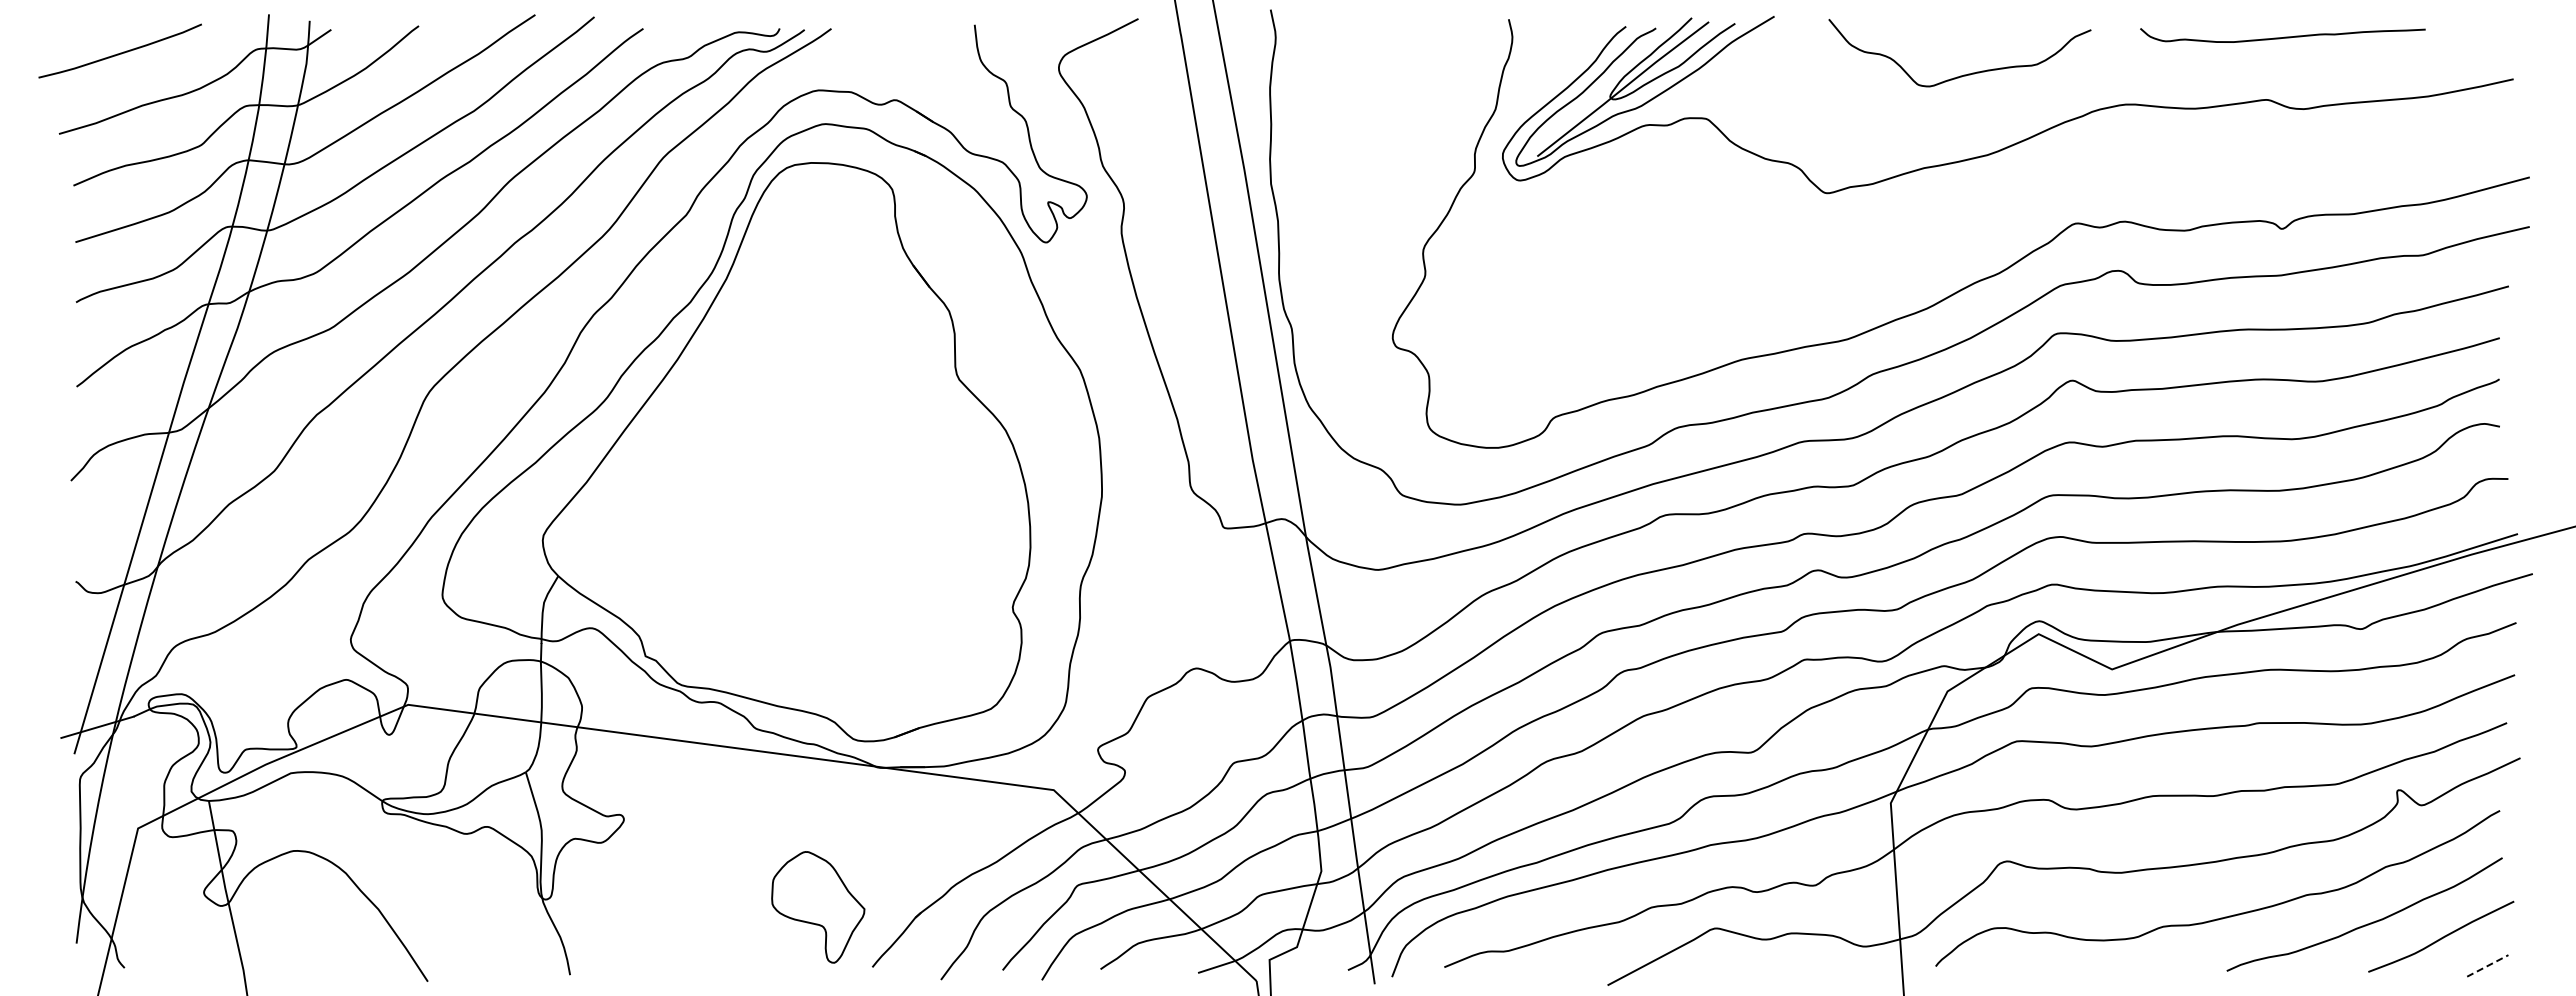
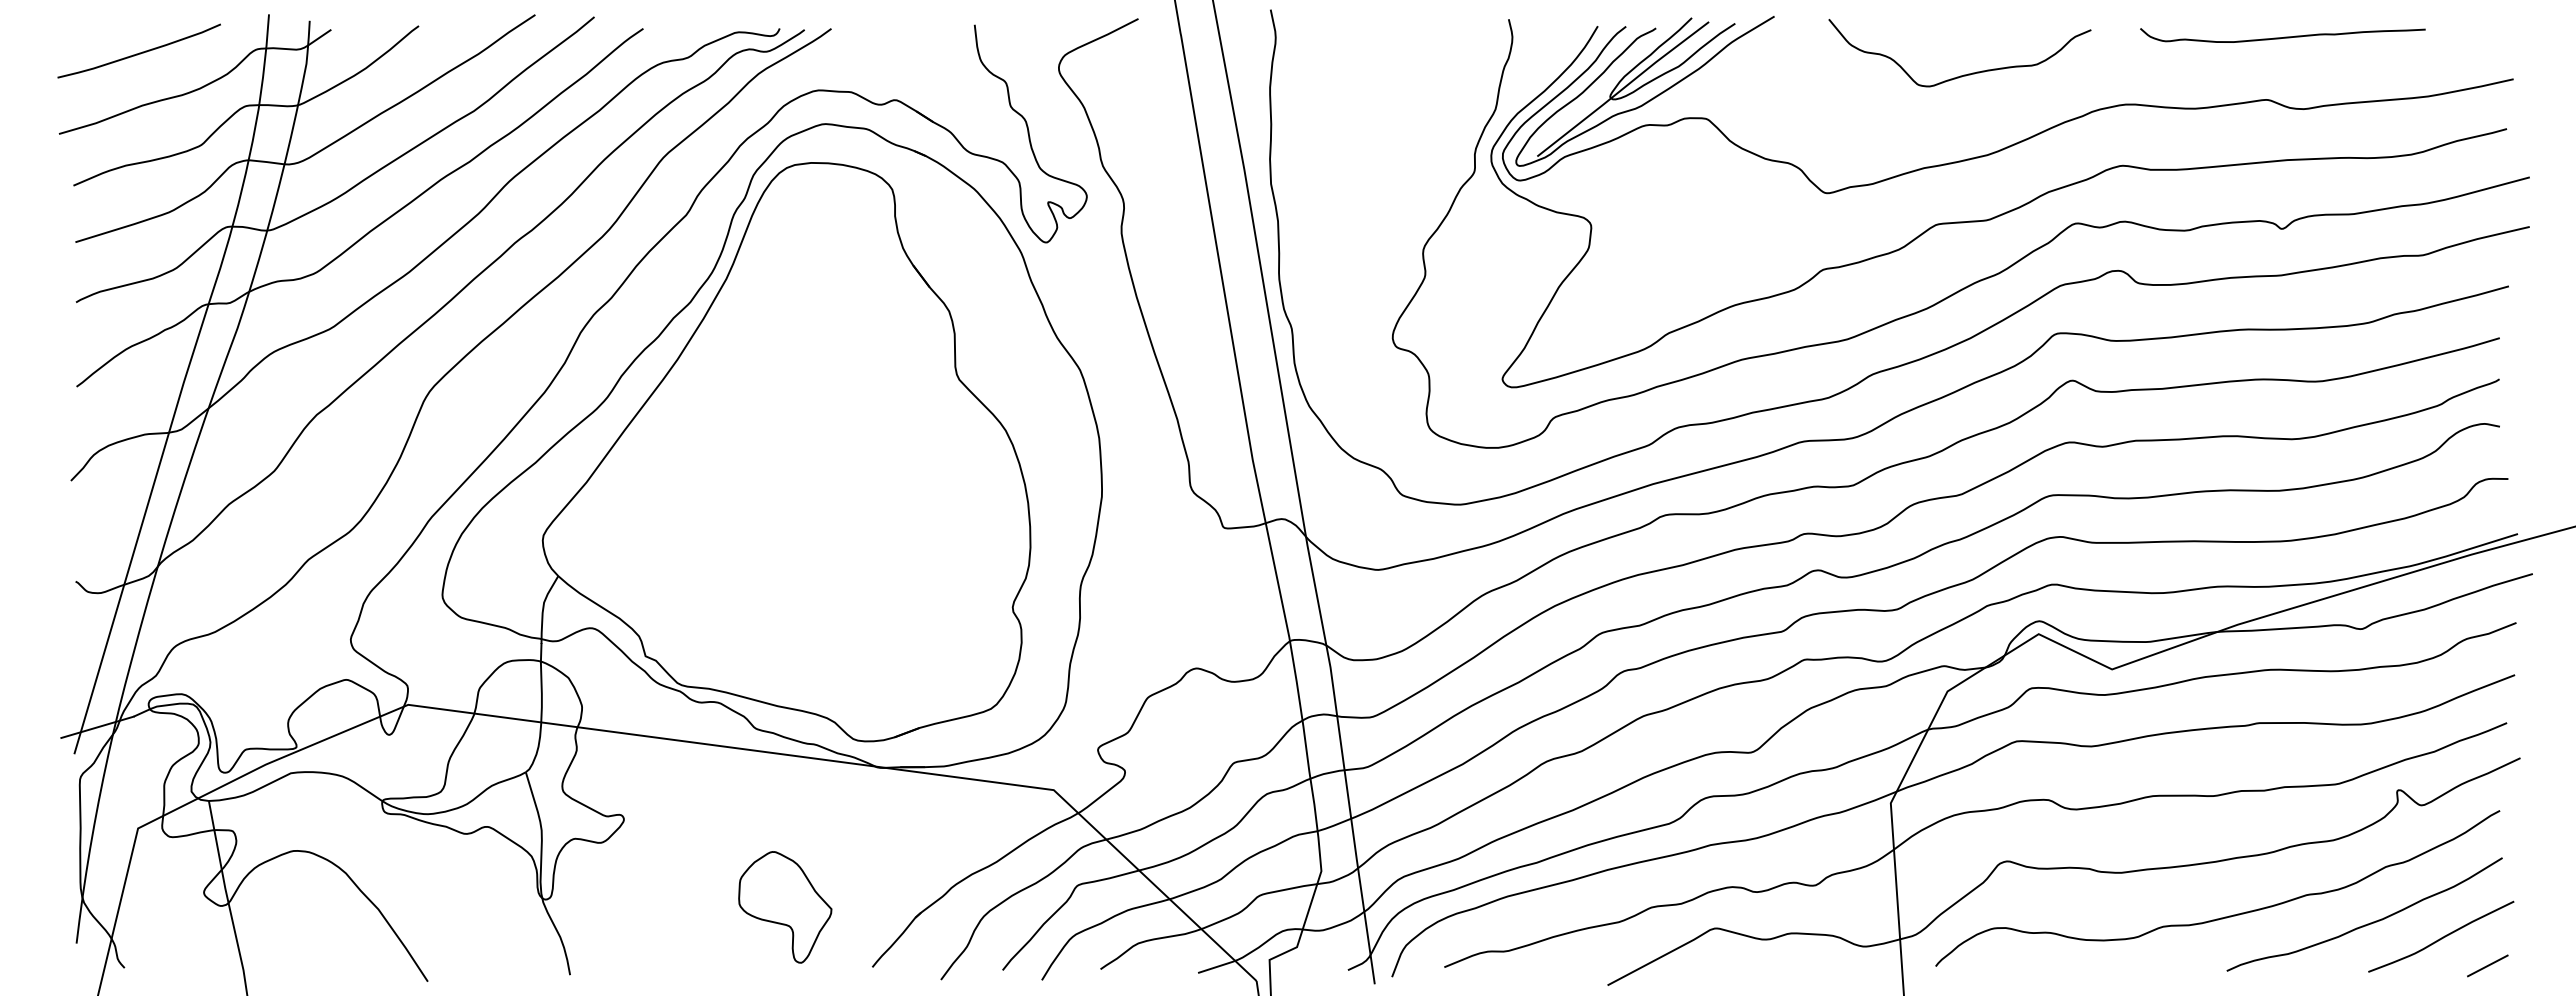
curve position: (120, 52) -> (139, 52) (139, 52)
curve: none -> present (2001, 213)
part position: (818, 907) -> (785, 907) (785, 907)
line: dashed -> solid (2488, 965)
